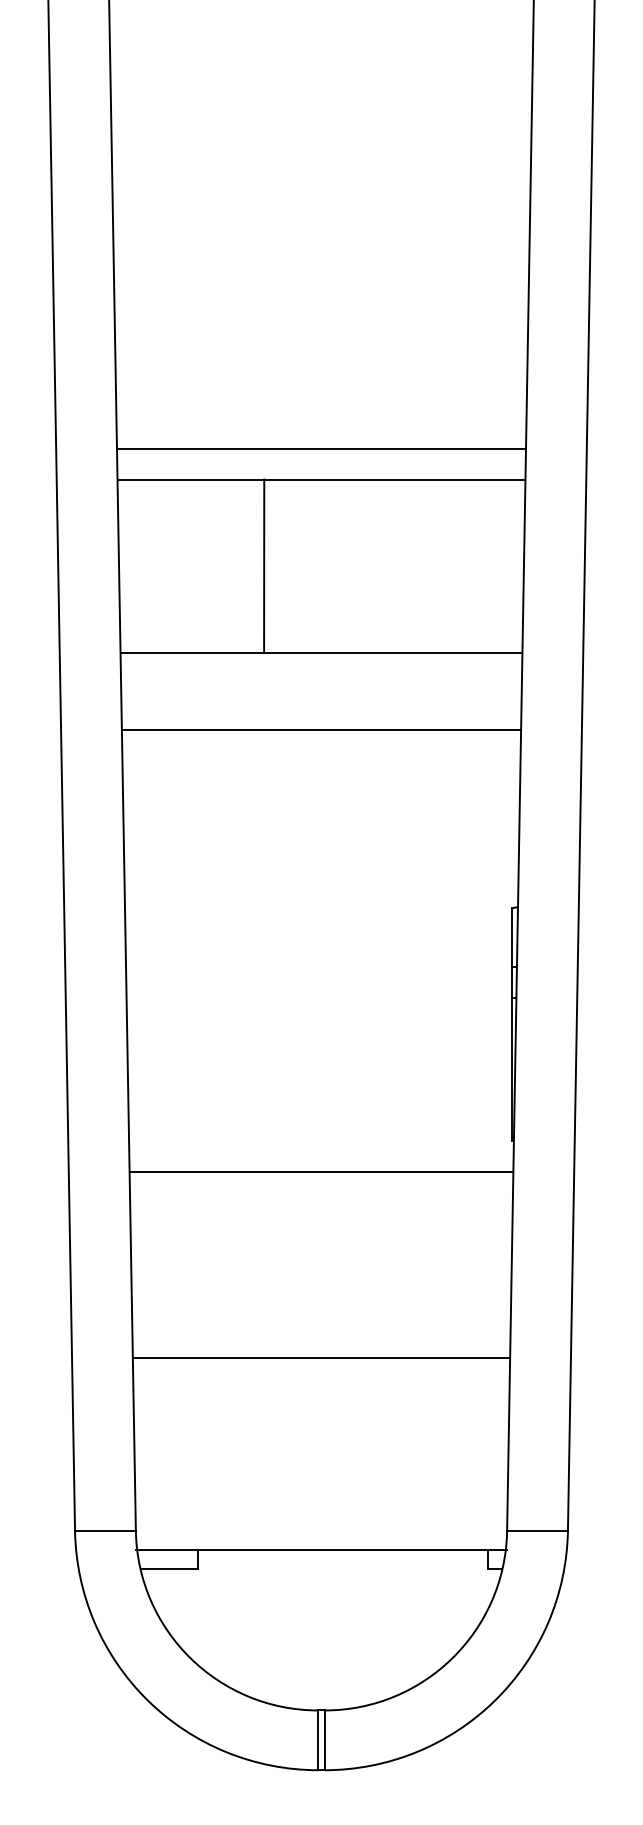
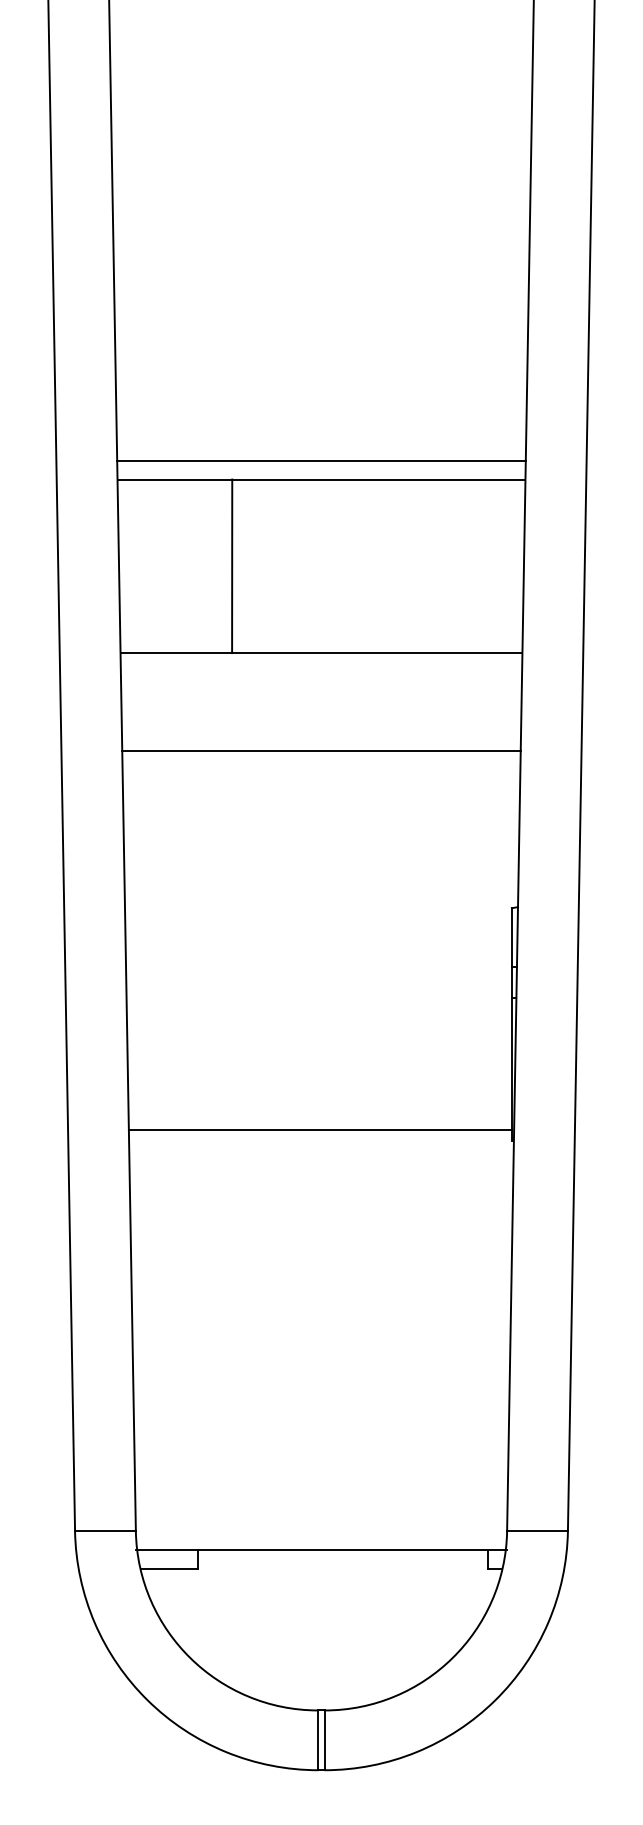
line position: (321, 449) -> (321, 461) (321, 461)
line position: (264, 566) -> (232, 566) (232, 566)
line position: (321, 730) -> (321, 751) (321, 751)
line position: (320, 1172) -> (320, 1130) (320, 1130)
line: present -> none (321, 1357)
